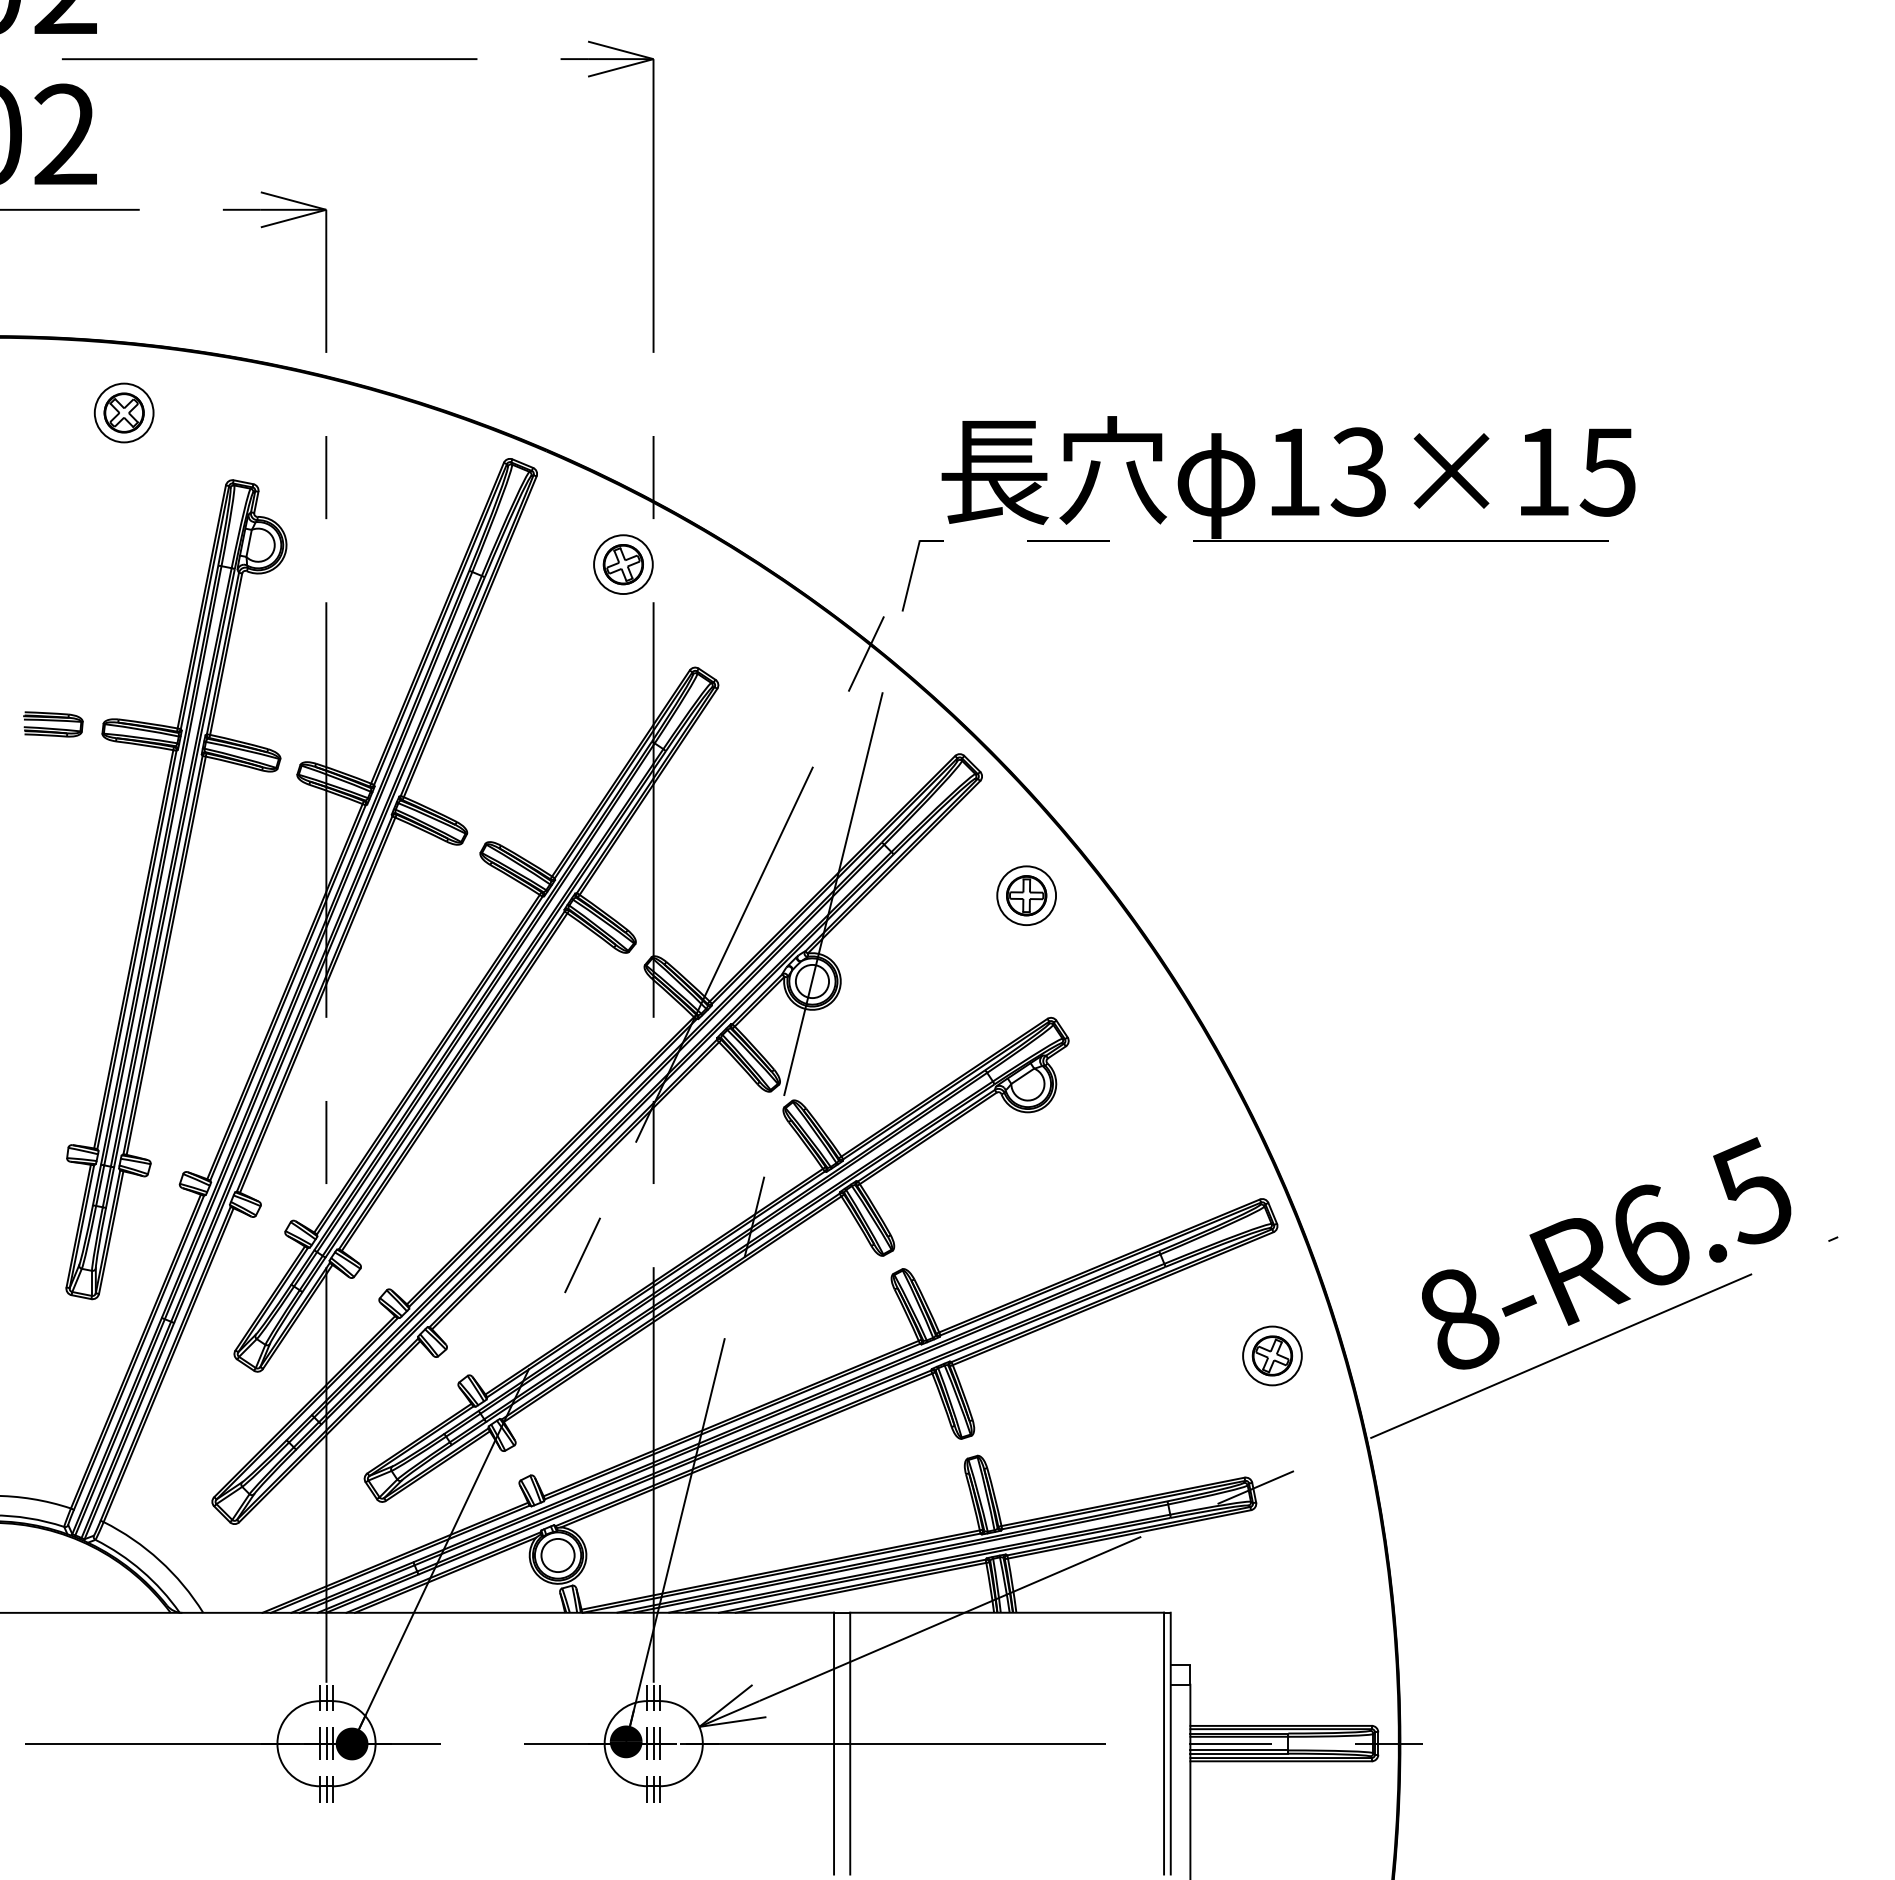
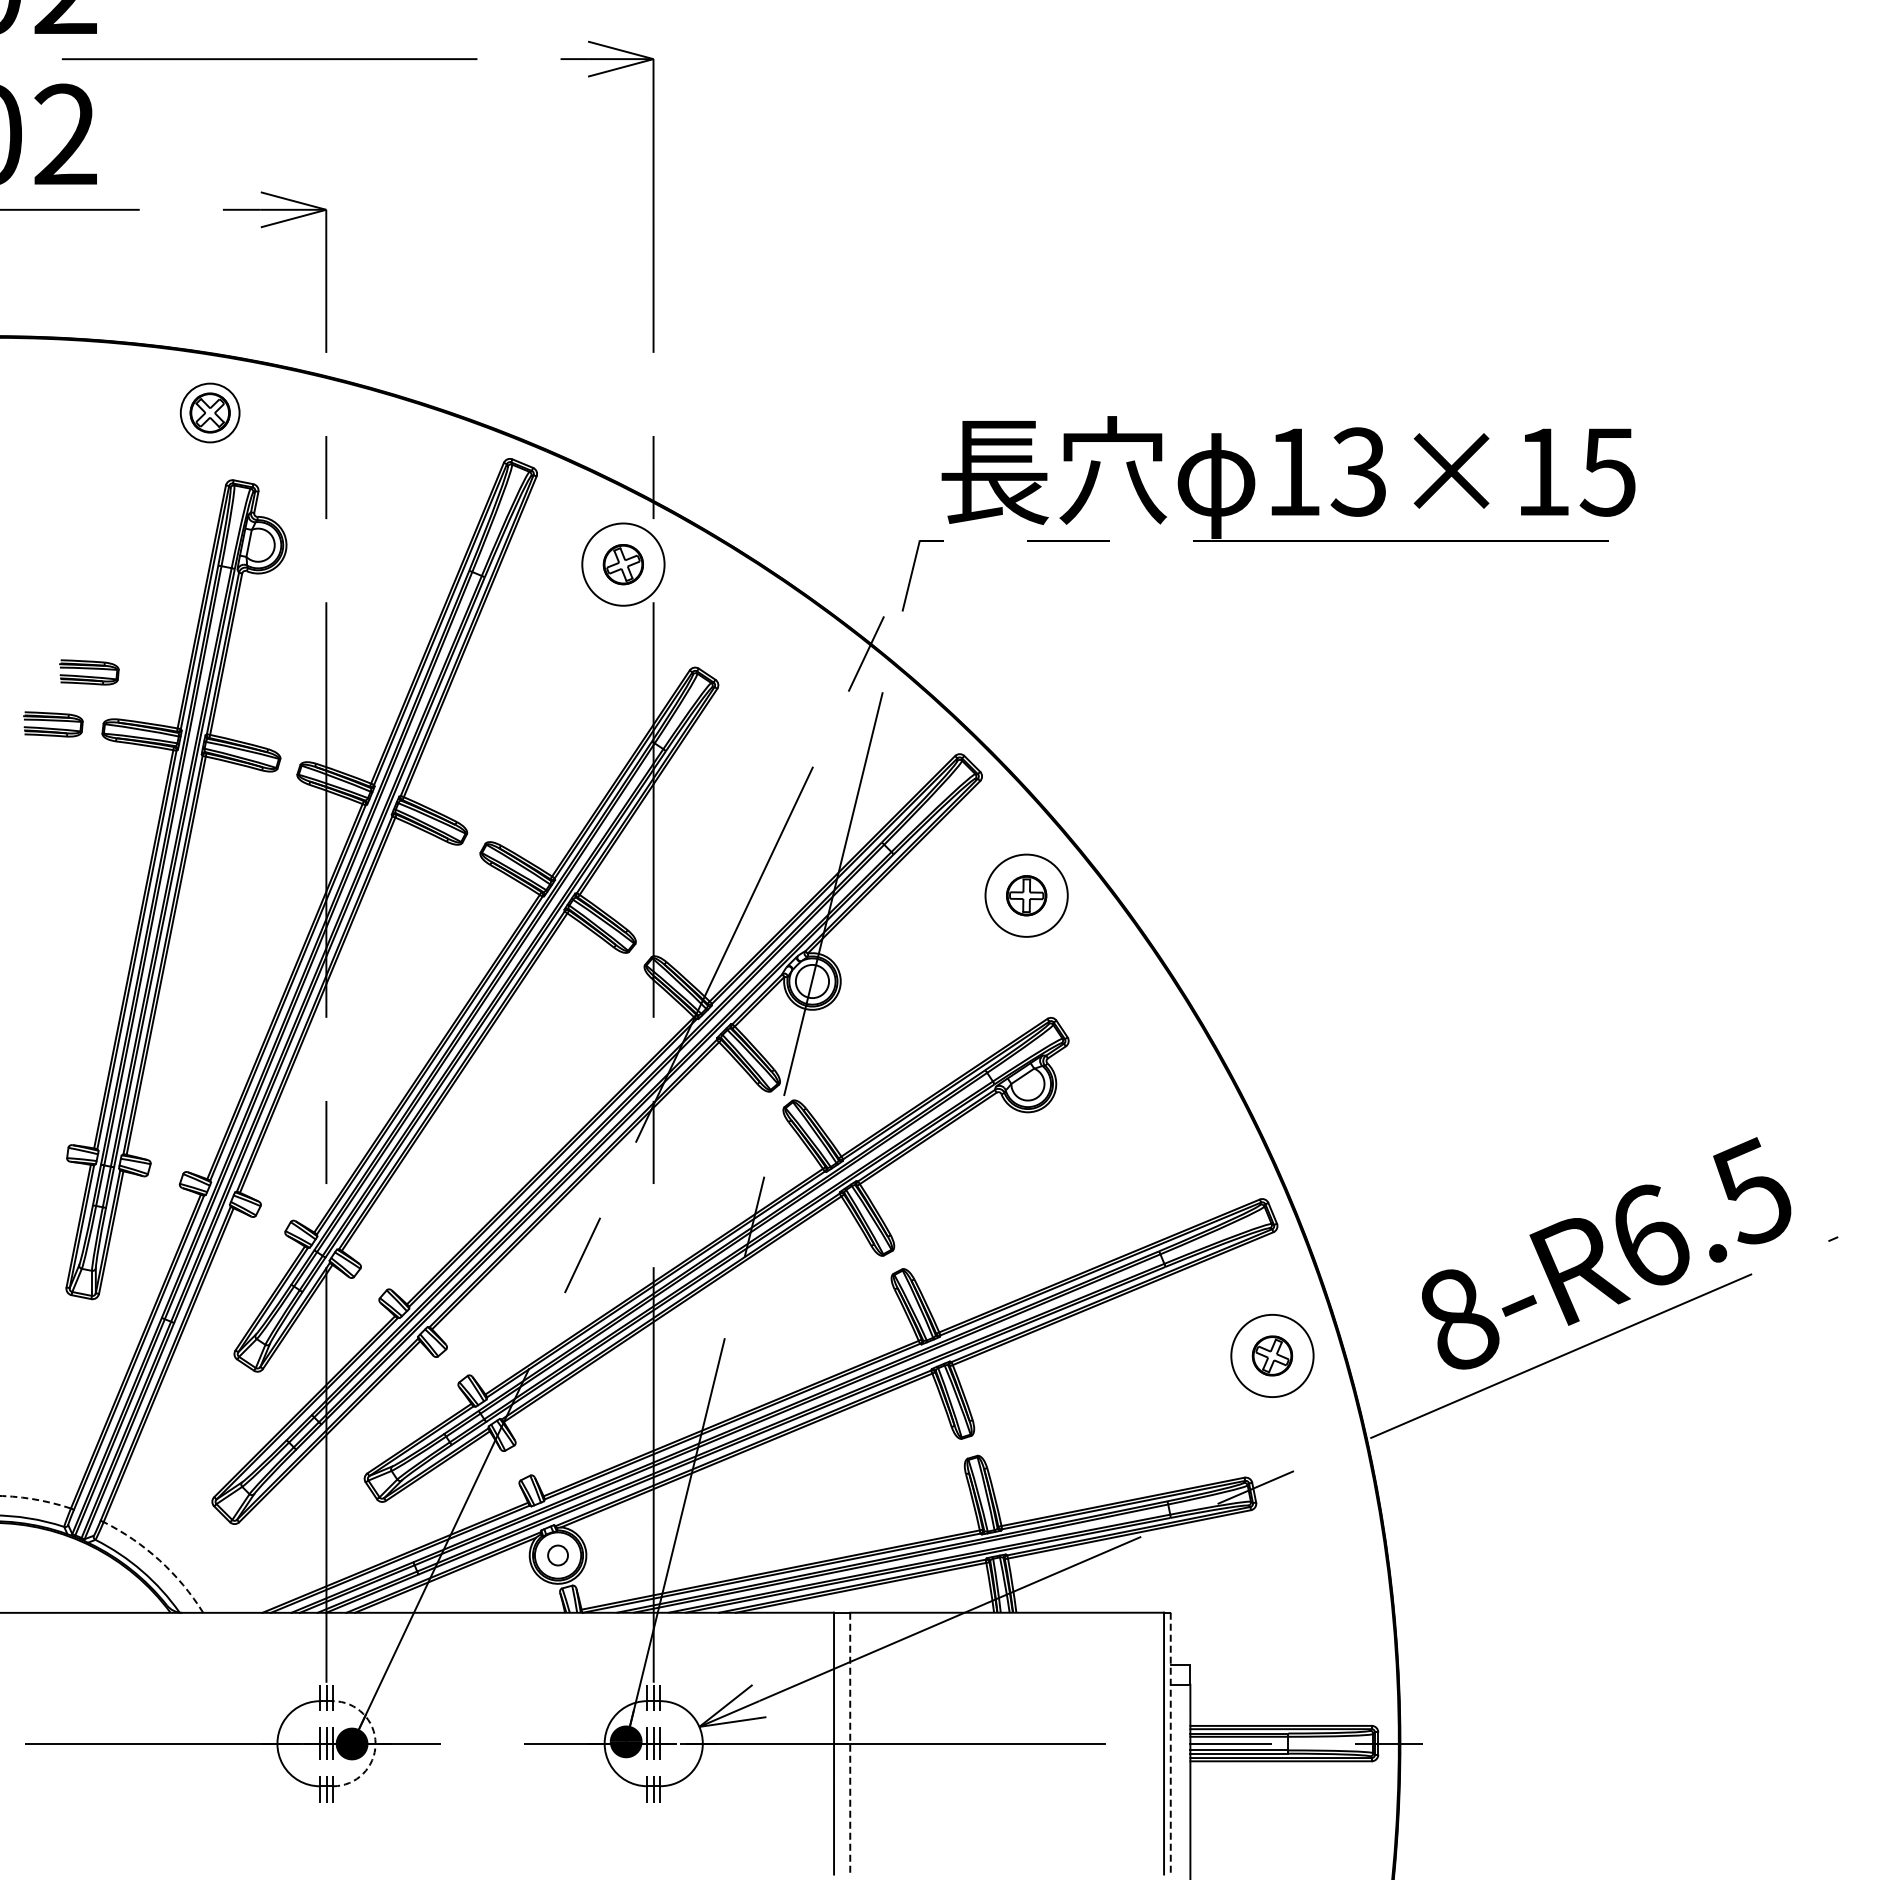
part position: (123, 412) -> (209, 412) (209, 412)
circle diameter: 59 px -> 82 px (623, 564)
part: none -> present (89, 672)
circle diameter: 59 px -> 82 px (1026, 895)
circle diameter: 59 px -> 82 px (1272, 1355)
arc: solid -> dashed (36, 1499)
circle diameter: 33 px -> 20 px (558, 1555)
arc: solid -> dashed (159, 1560)
arc: solid -> dashed (375, 1743)
line: solid -> dashed (850, 1743)
line: solid -> dashed (1170, 1743)
